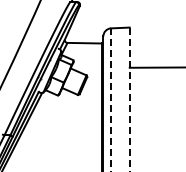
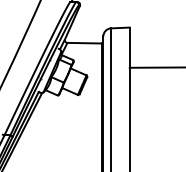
line: dashed -> solid (129, 99)
line: dashed -> solid (111, 100)
